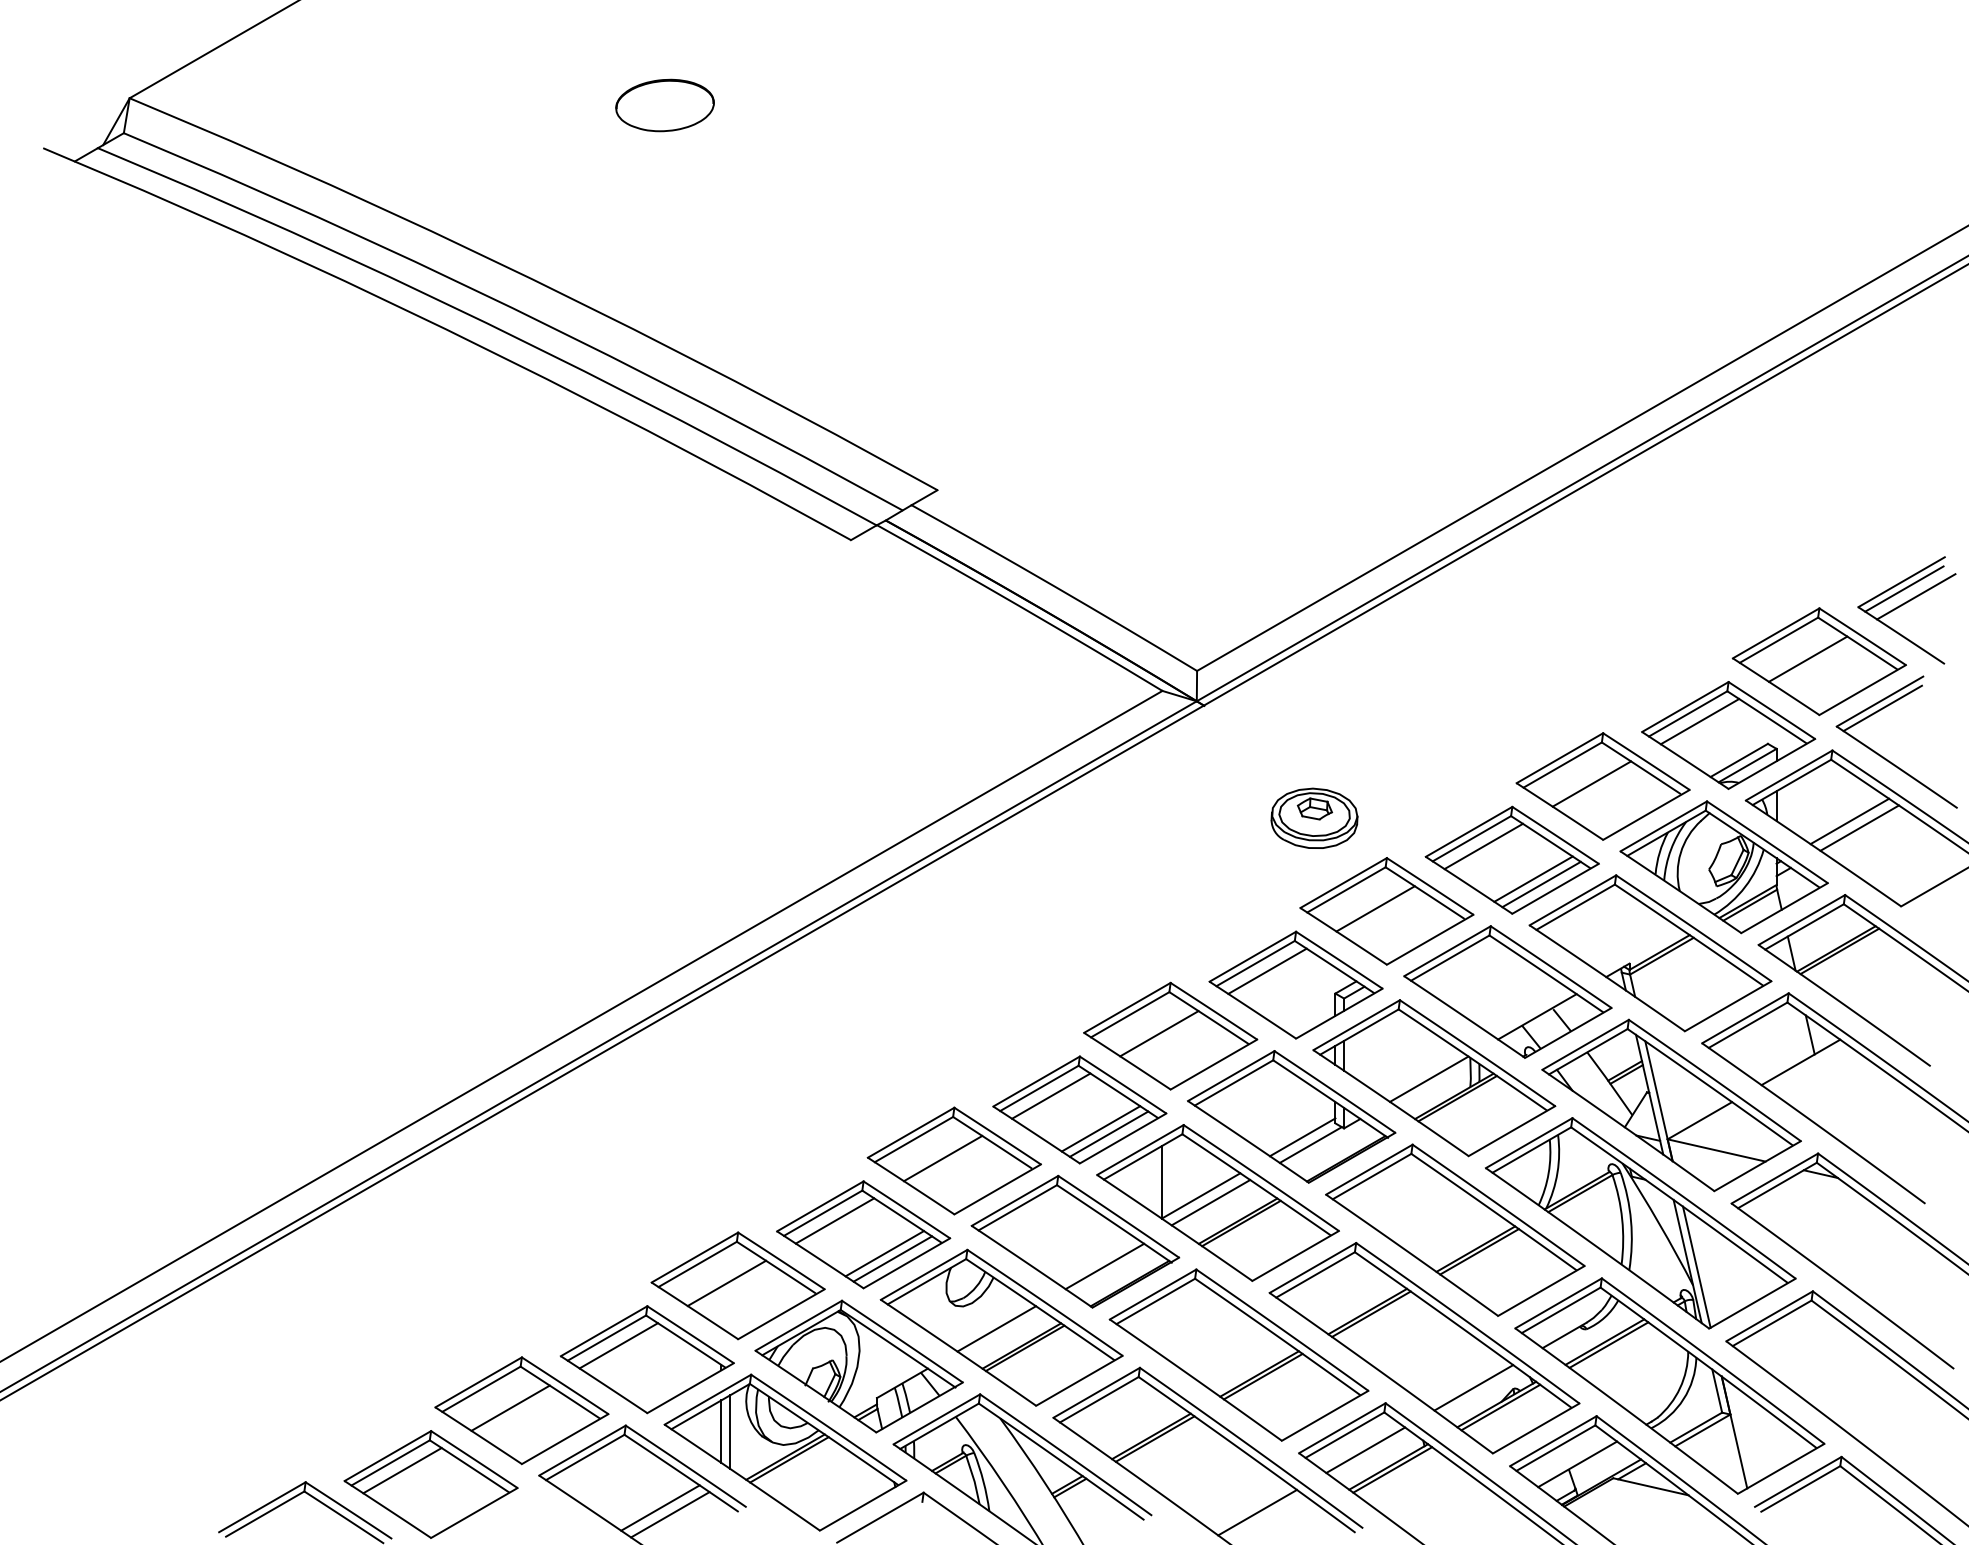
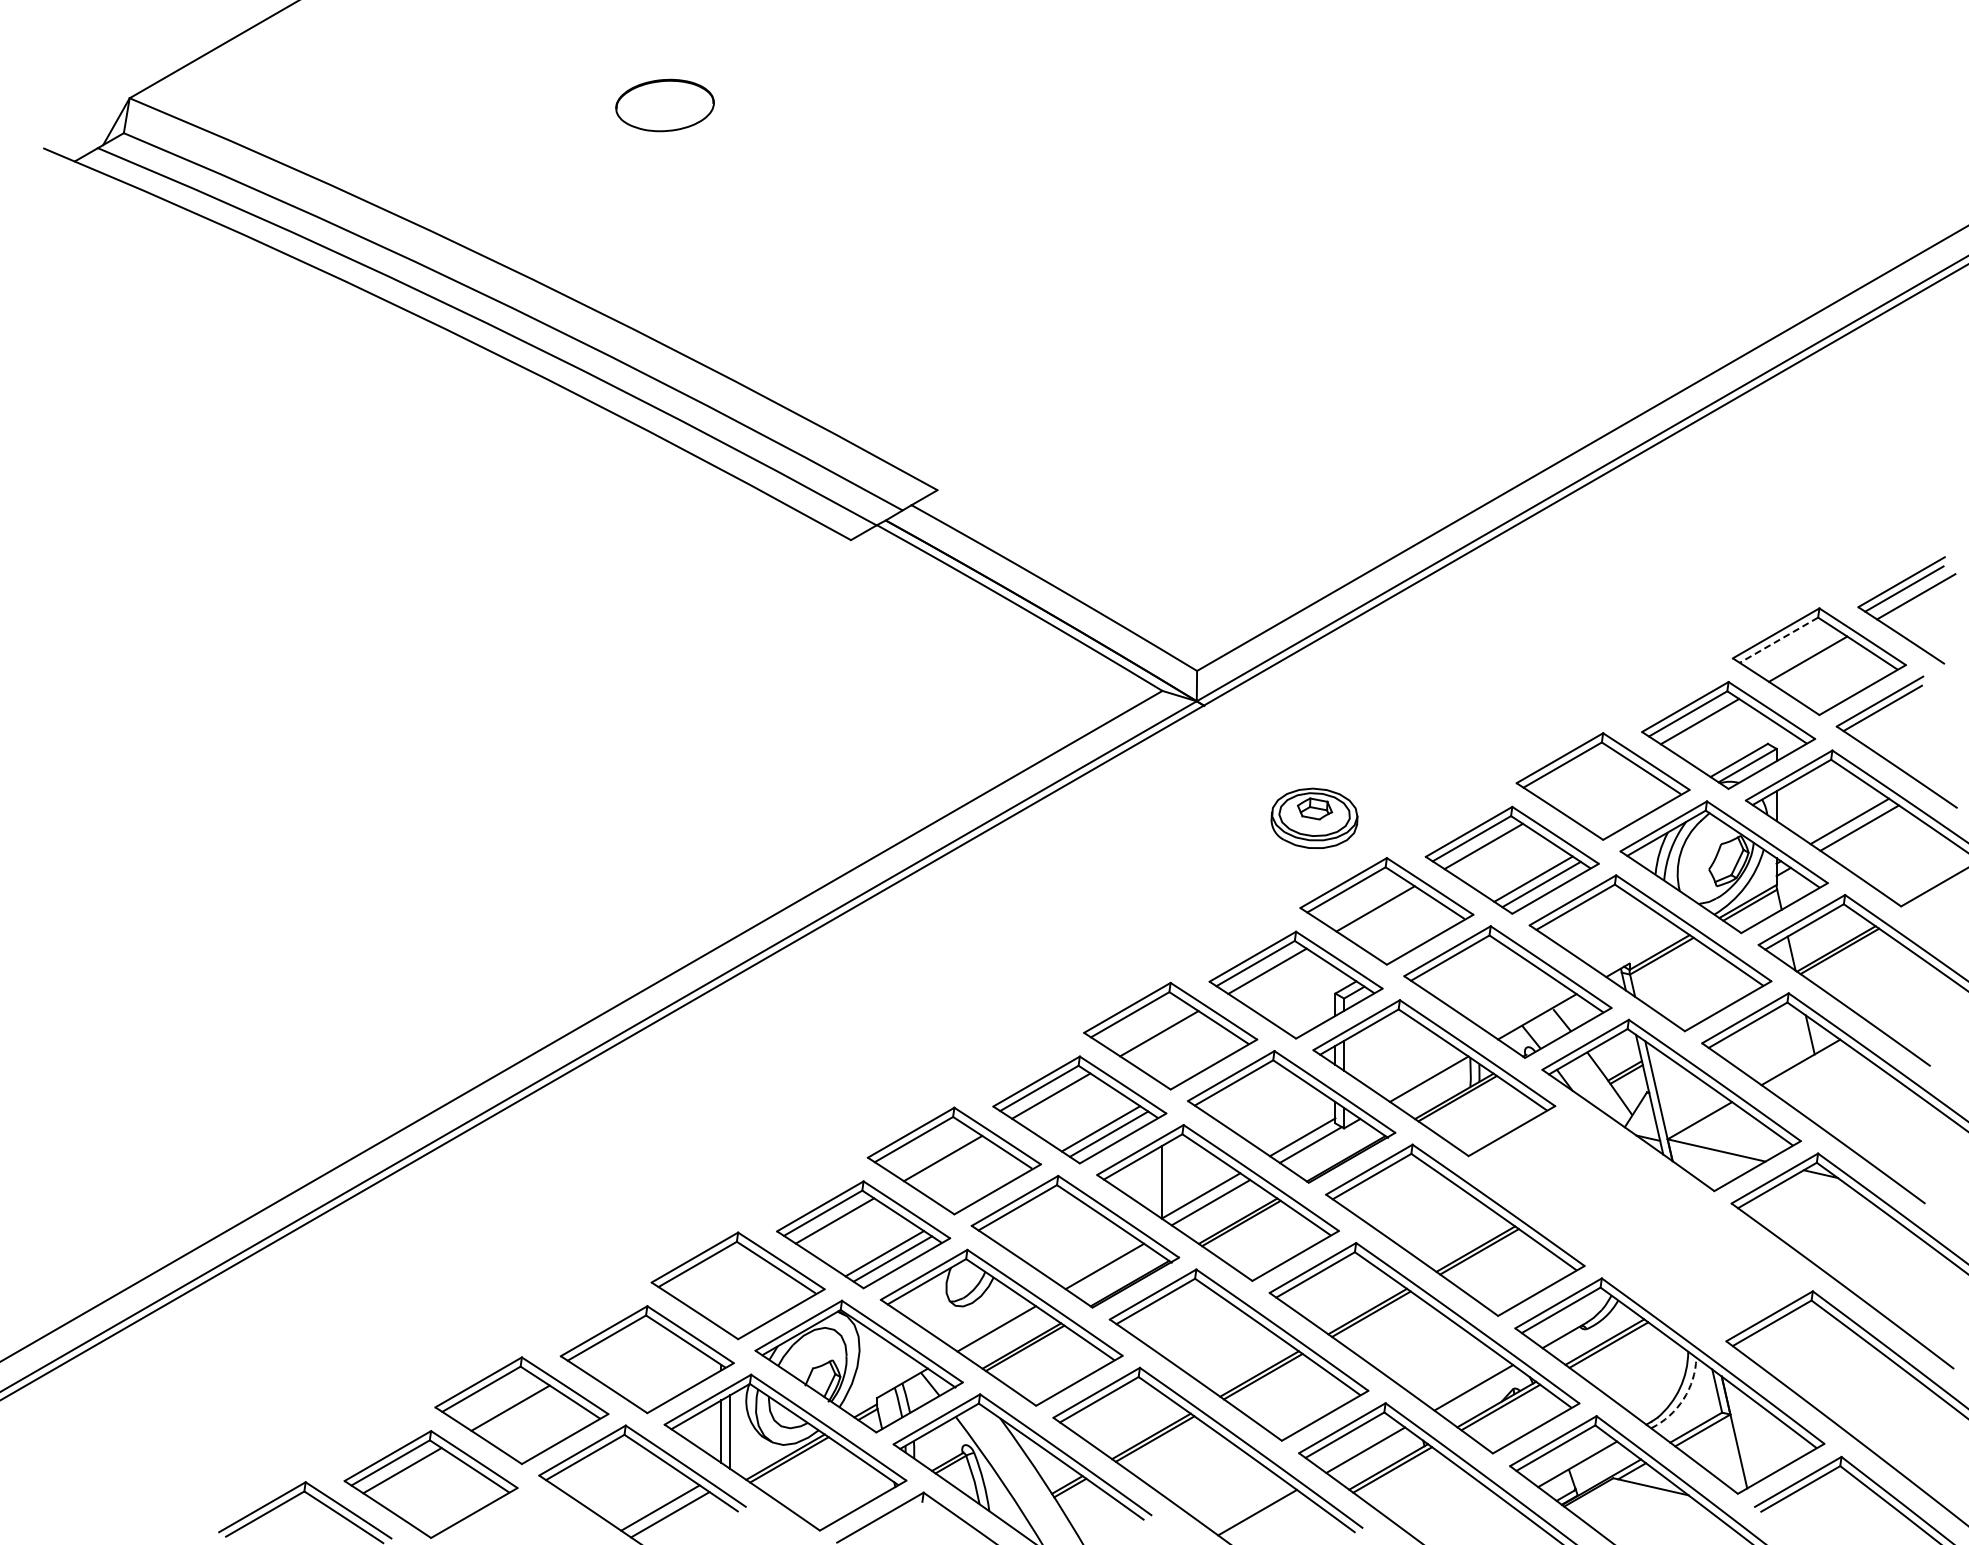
line: solid -> dashed (1778, 640)
line: present -> none (1591, 783)
part: present -> none (1640, 1223)
line: present -> none (726, 1283)
line: present -> none (618, 1345)
arc: solid -> dashed (1683, 1399)
